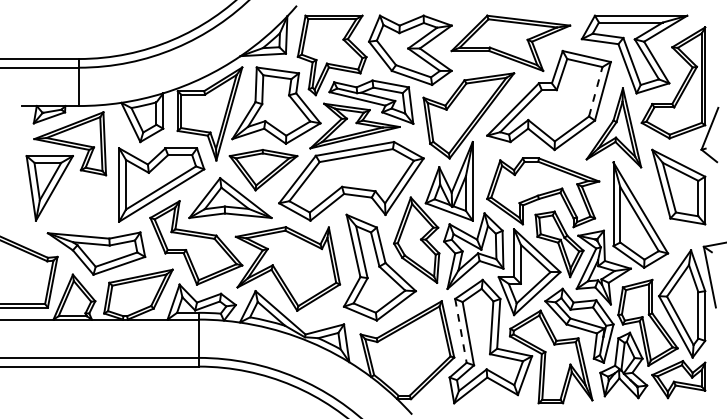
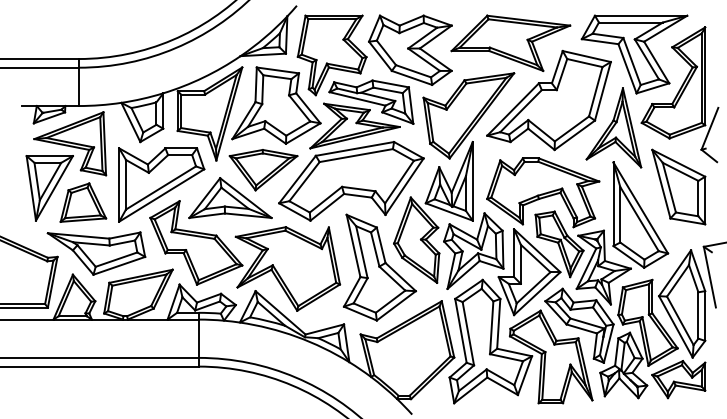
line: dashed -> solid (595, 91)
part: none -> present (83, 202)
line: dashed -> solid (461, 331)
